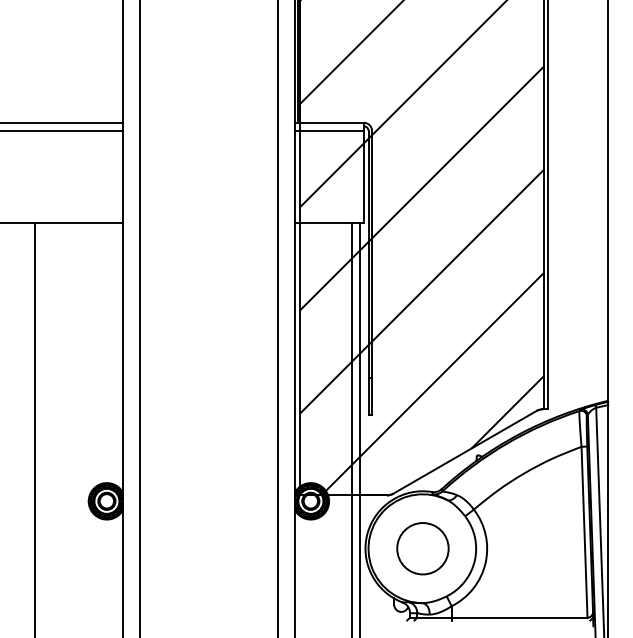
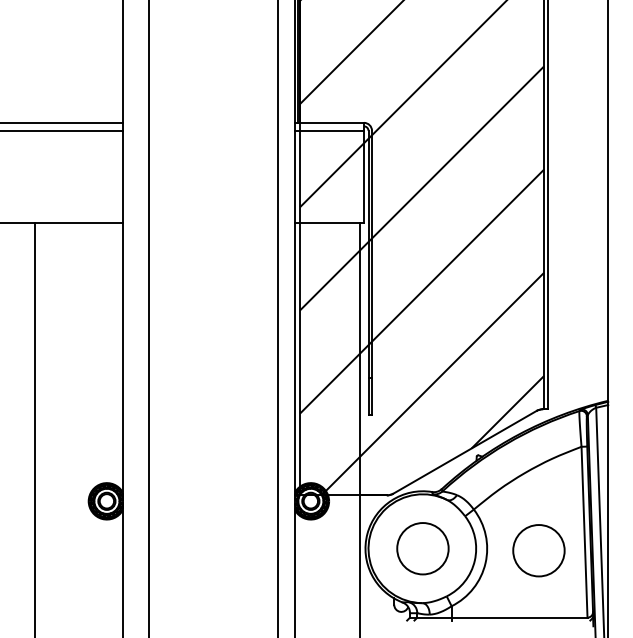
line position: (139, 318) -> (148, 318) (148, 318)
line: present -> none (351, 428)
circle: none -> present (538, 550)
